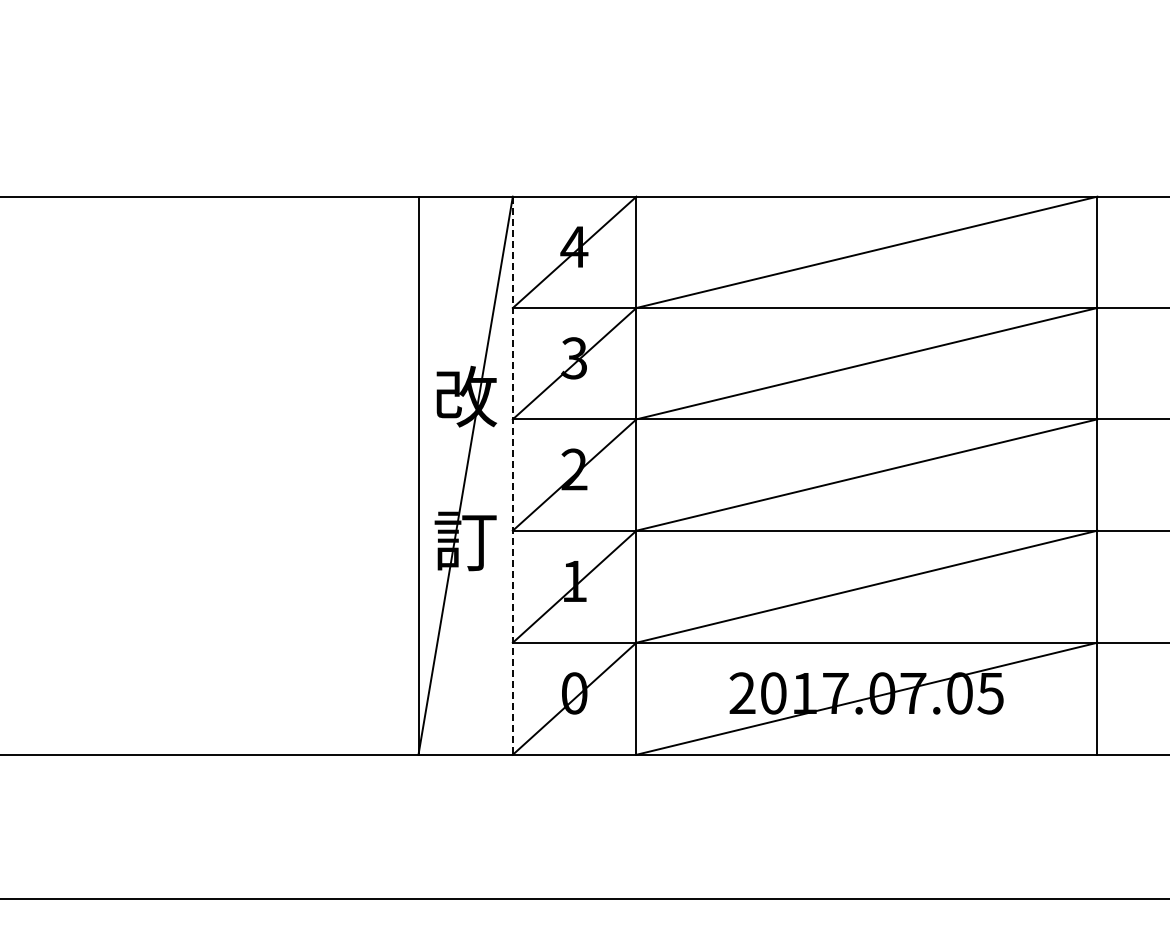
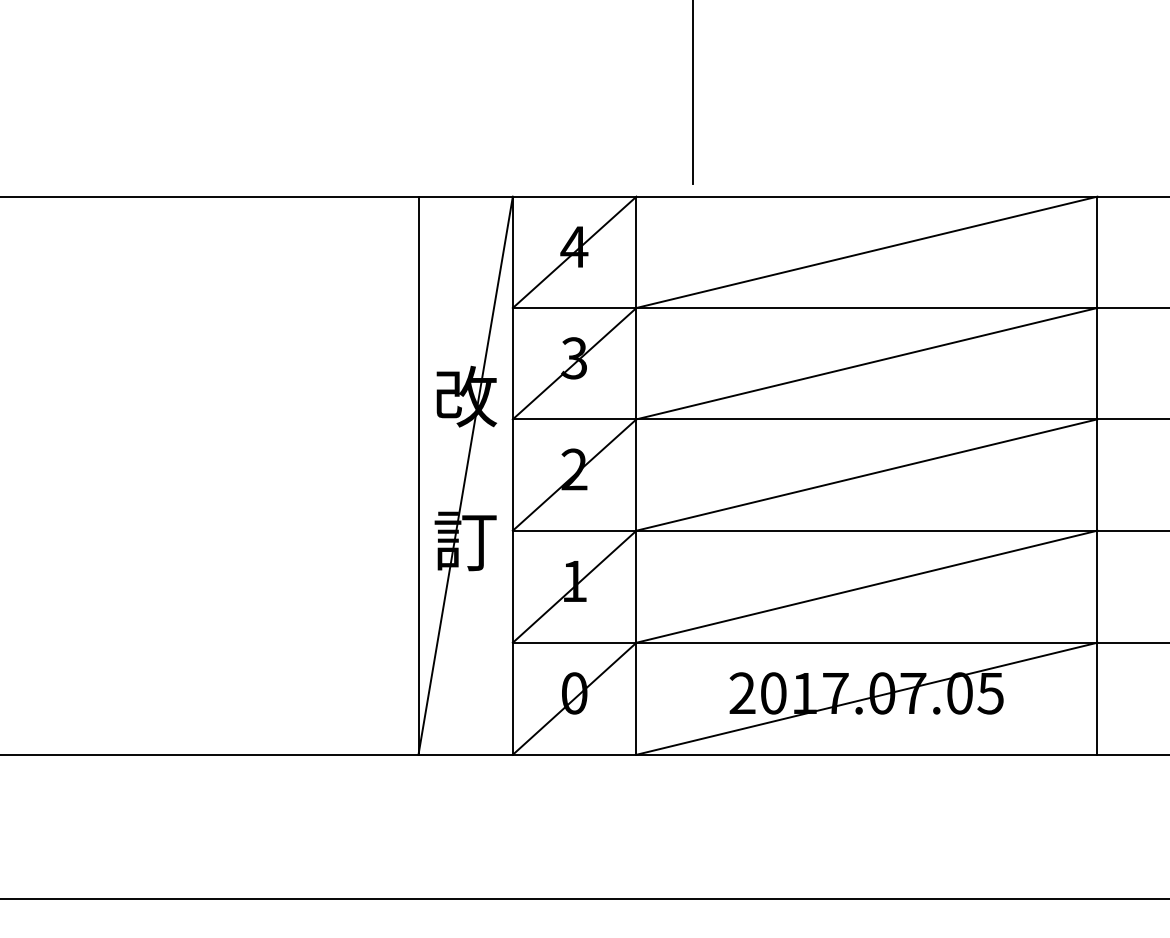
line: none -> present (693, 93)
line: dashed -> solid (512, 476)
